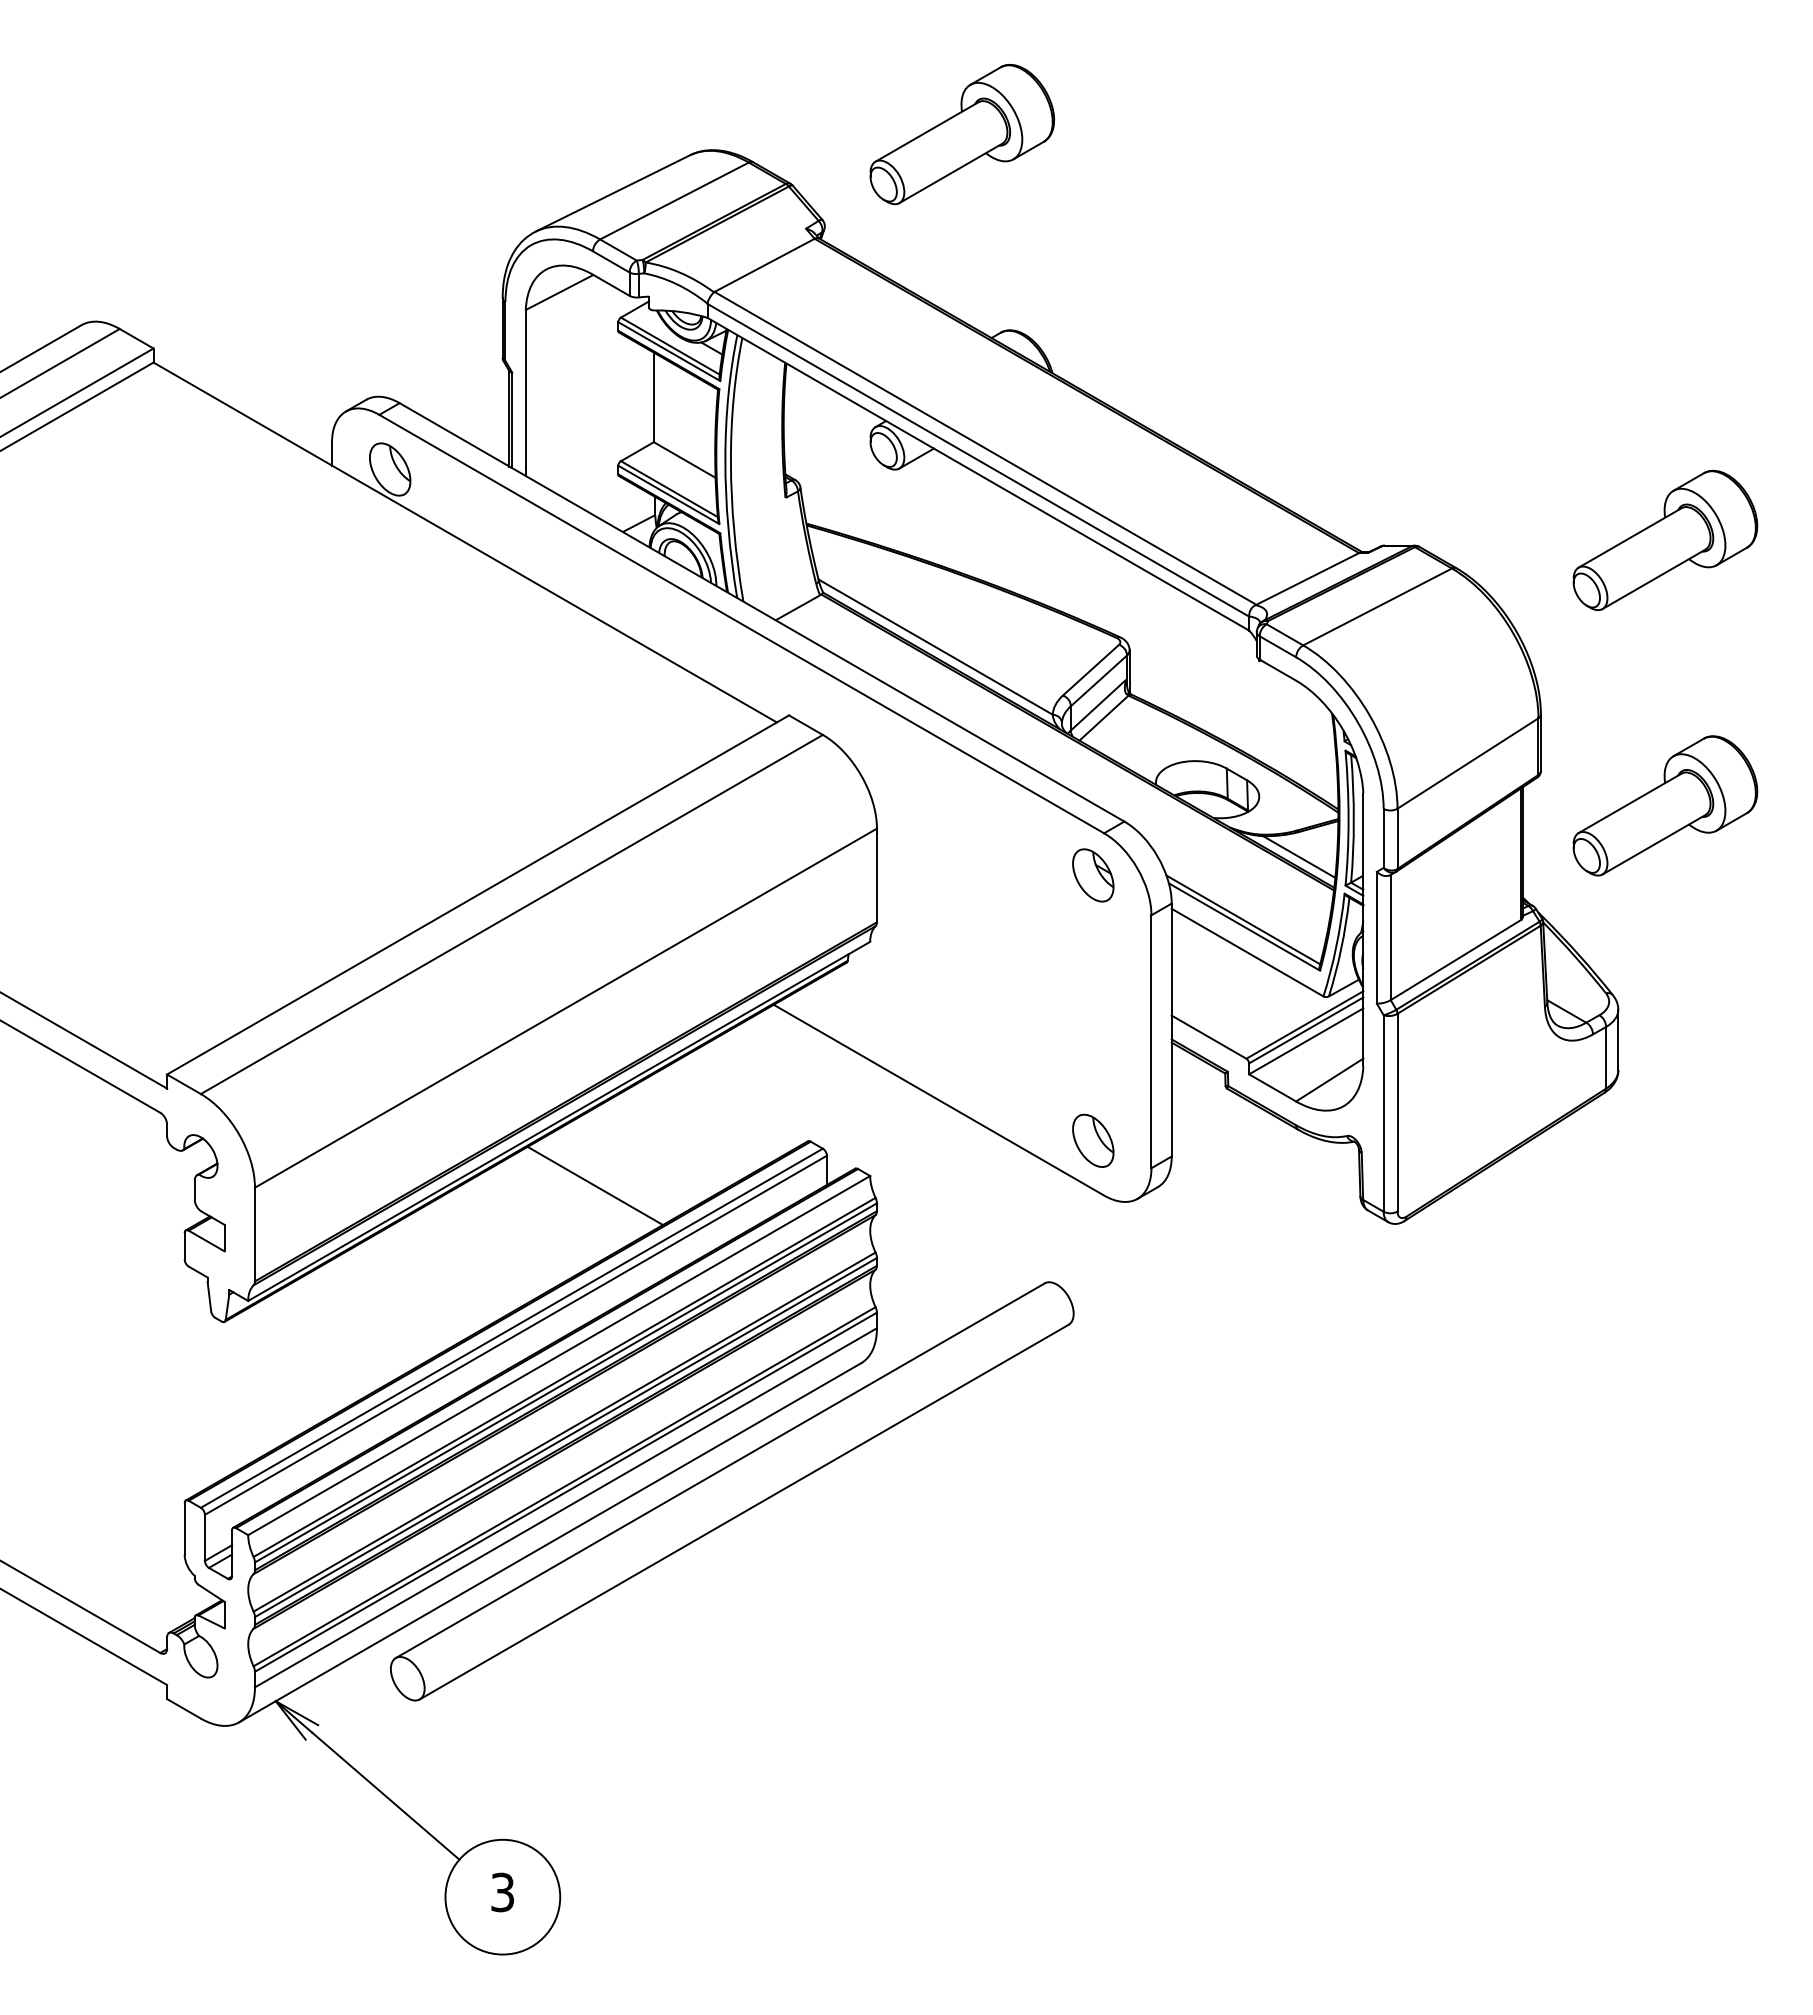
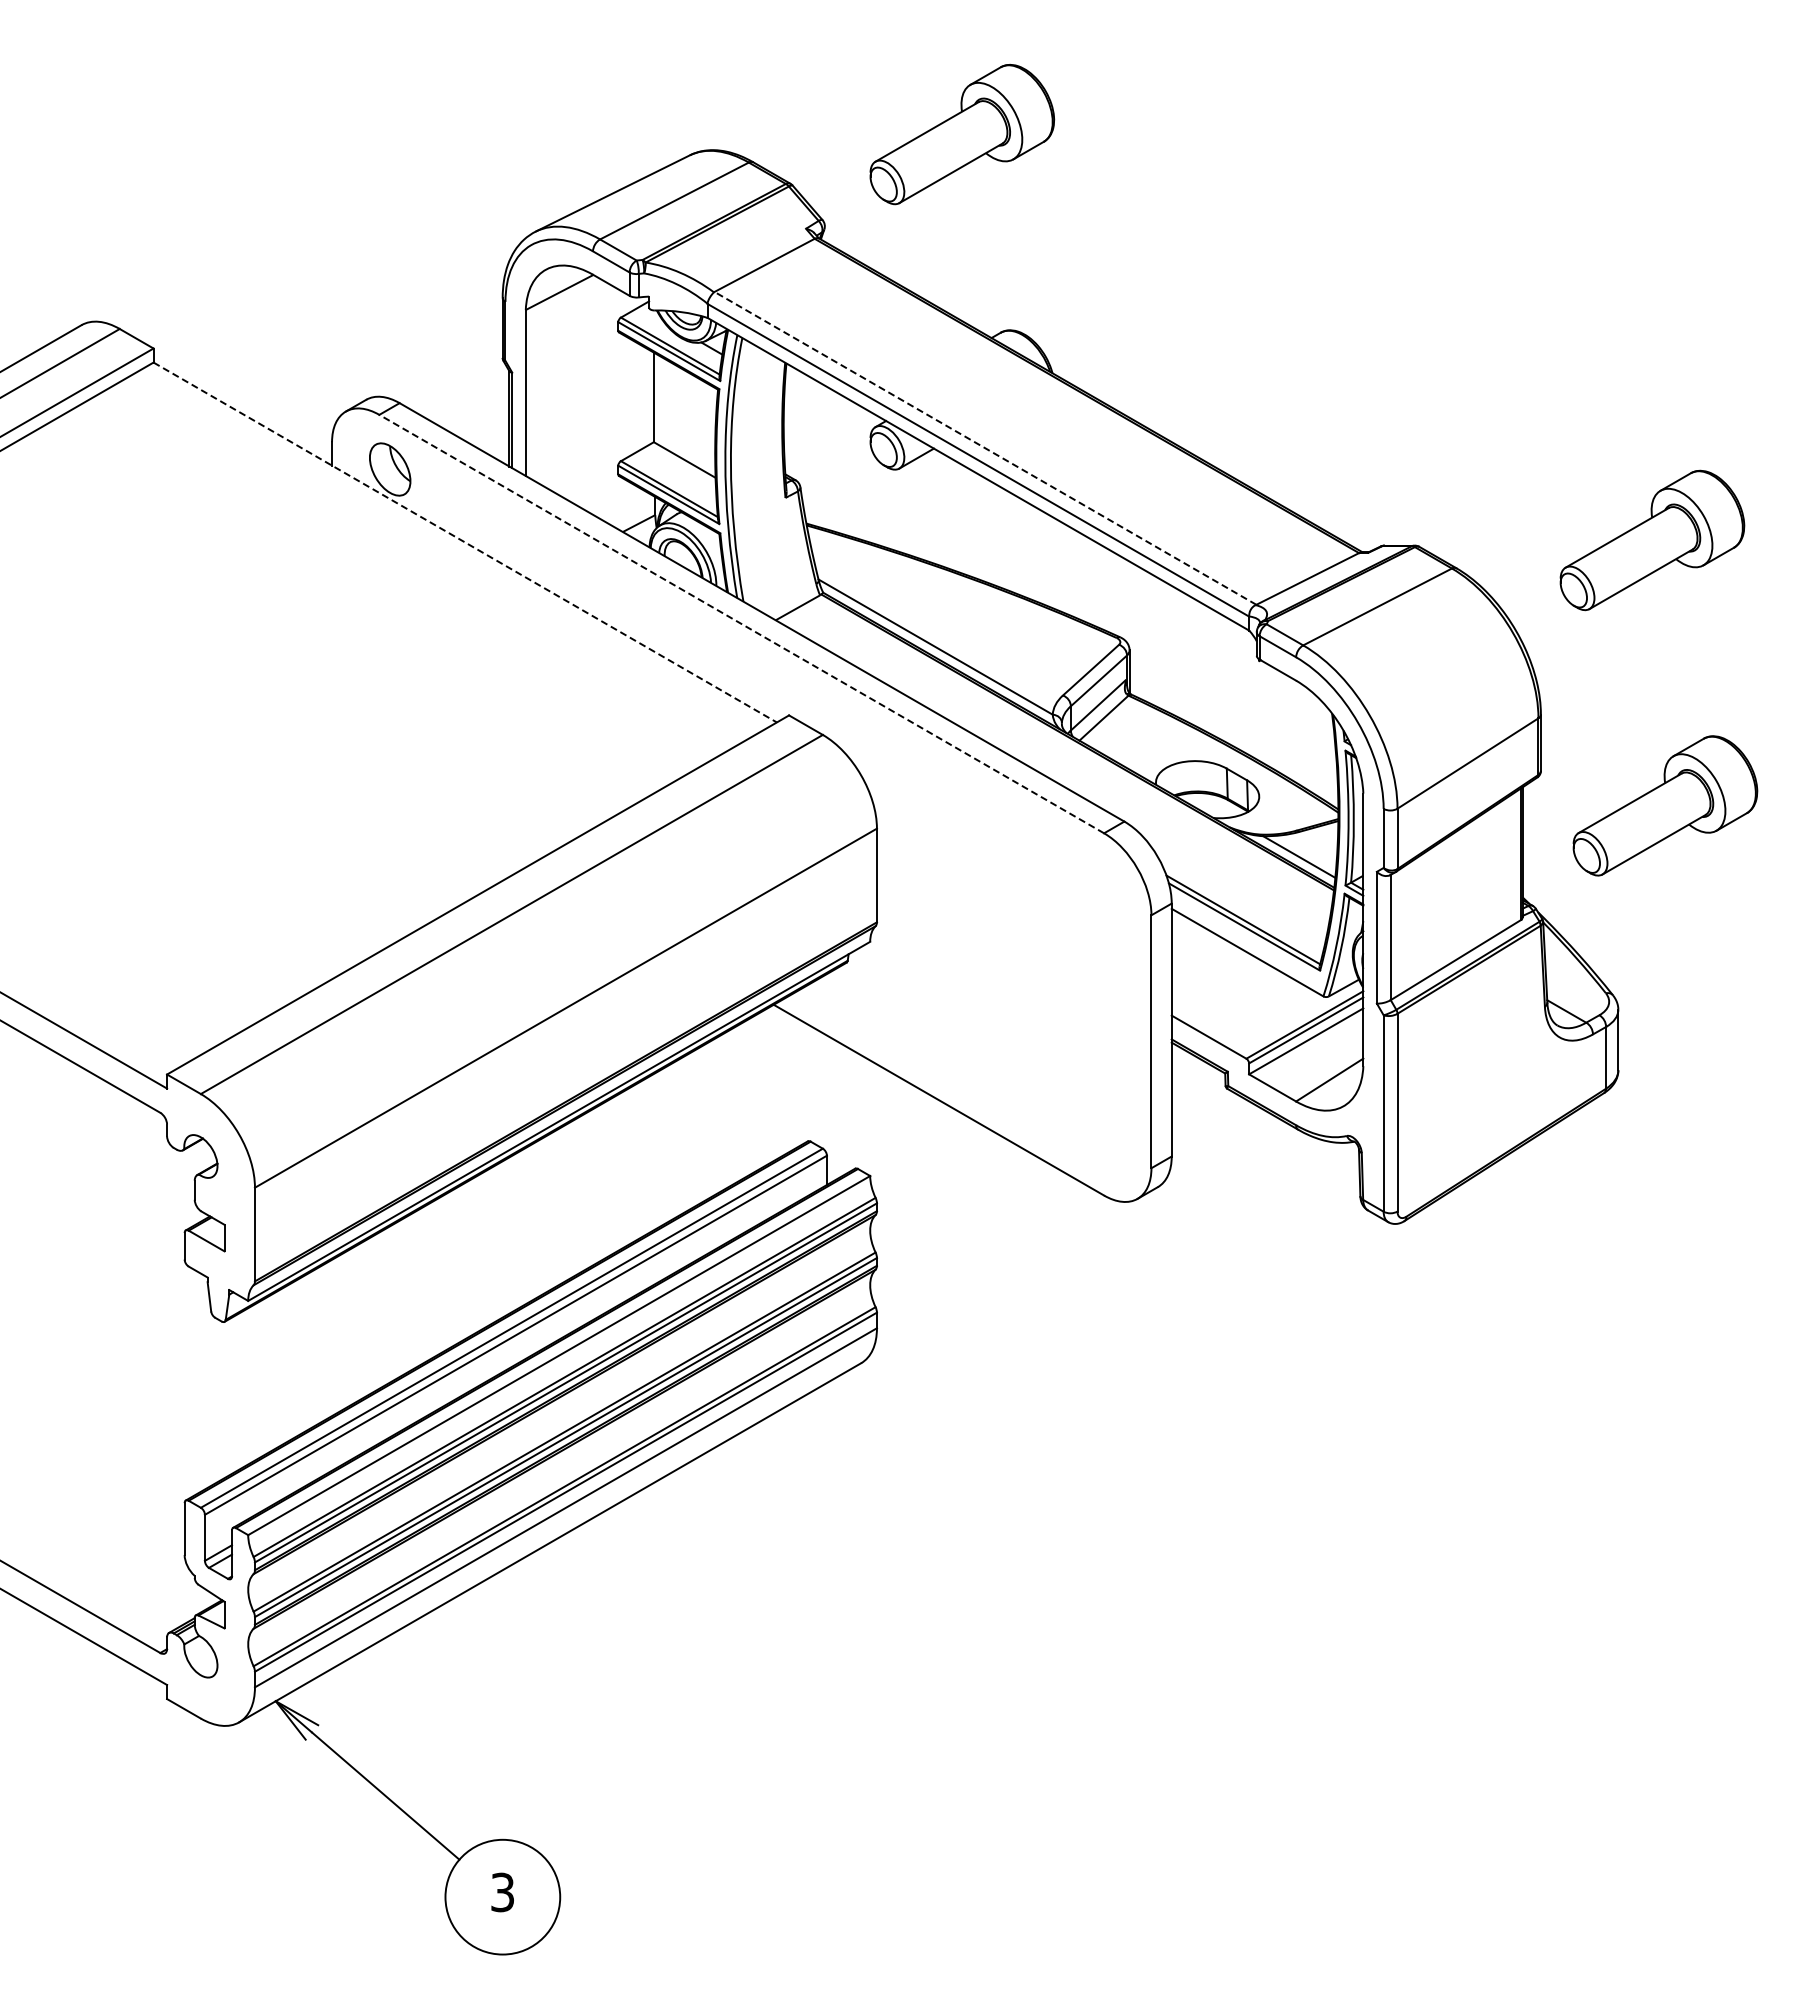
line: solid -> dashed (985, 448)
part position: (1665, 540) -> (1652, 540) (1652, 540)
line: solid -> dashed (465, 542)
line: solid -> dashed (741, 623)
part: present -> none (1093, 875)
part: present -> none (1093, 1140)
line: present -> none (595, 1185)
part: present -> none (732, 1491)
